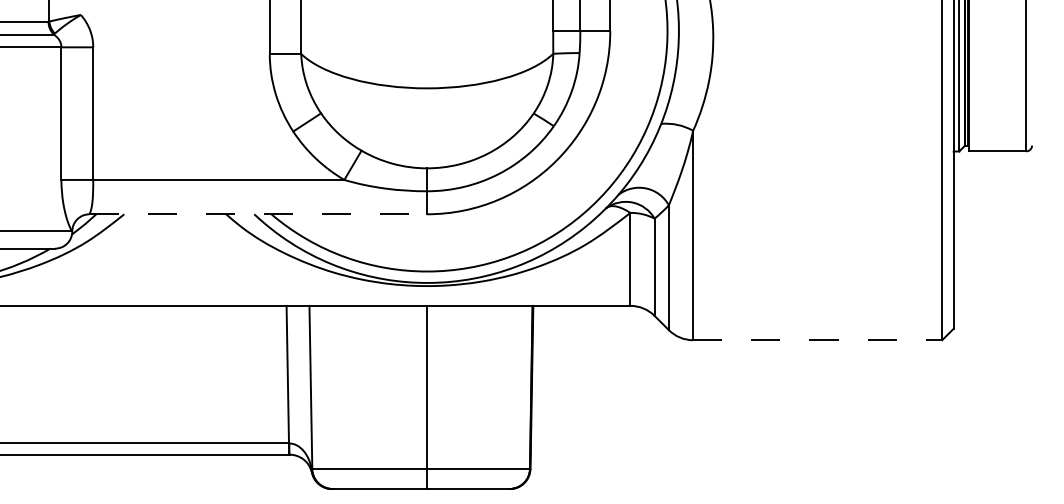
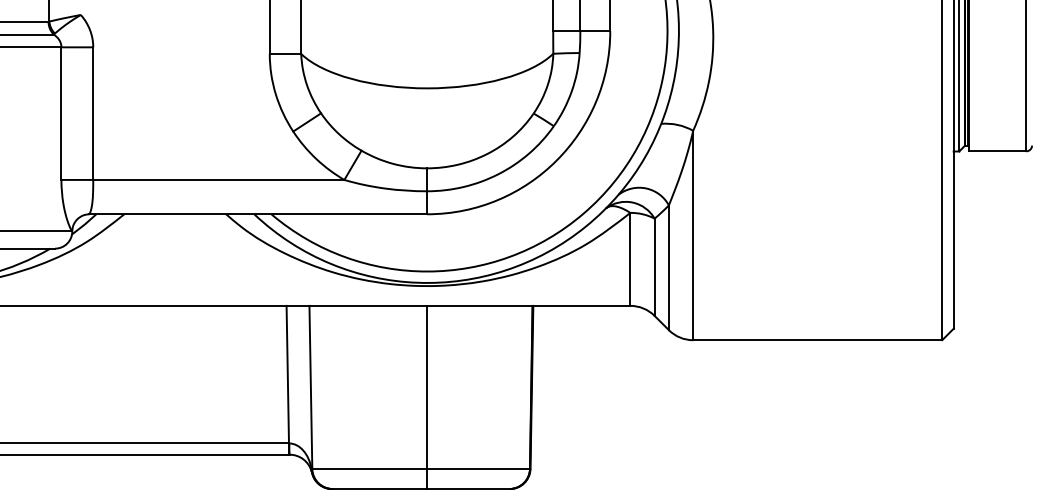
line: dashed -> solid (258, 214)
line: dashed -> solid (817, 340)
